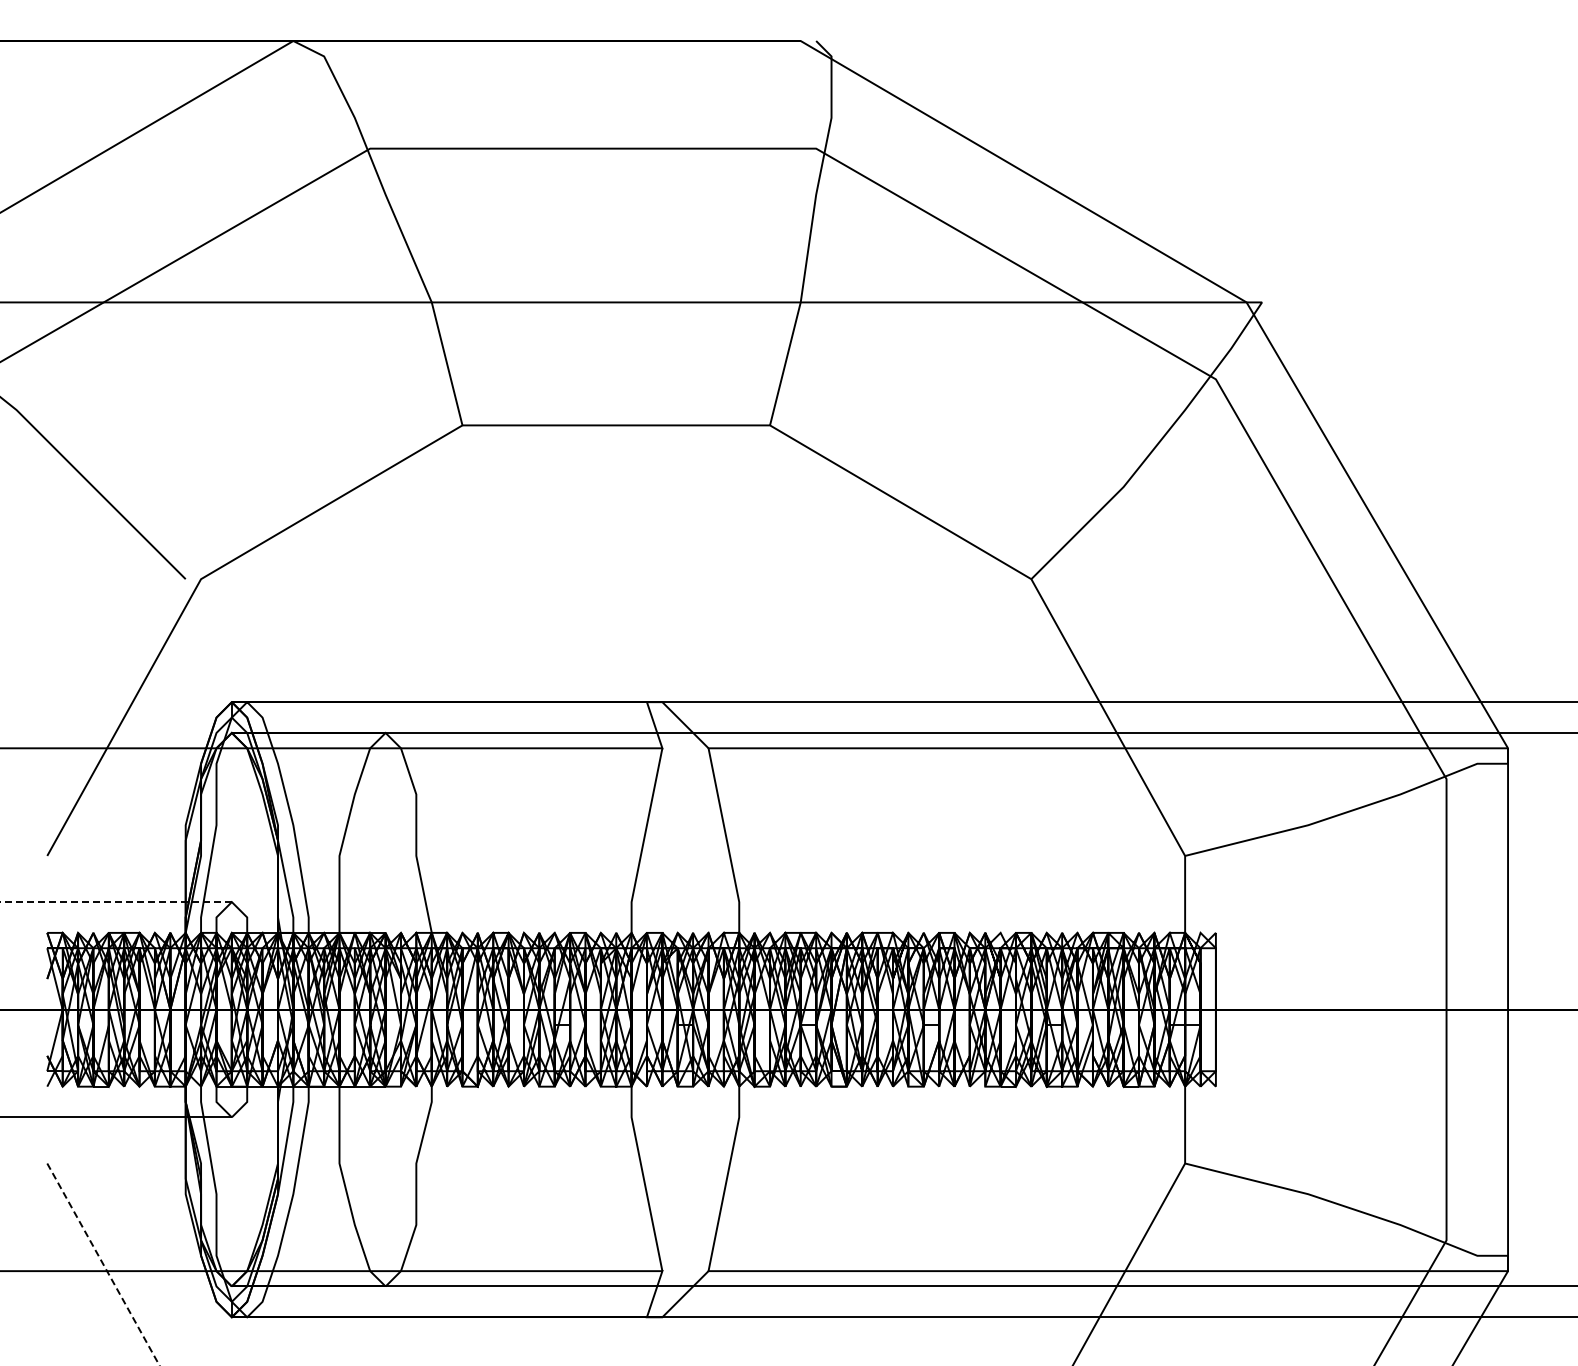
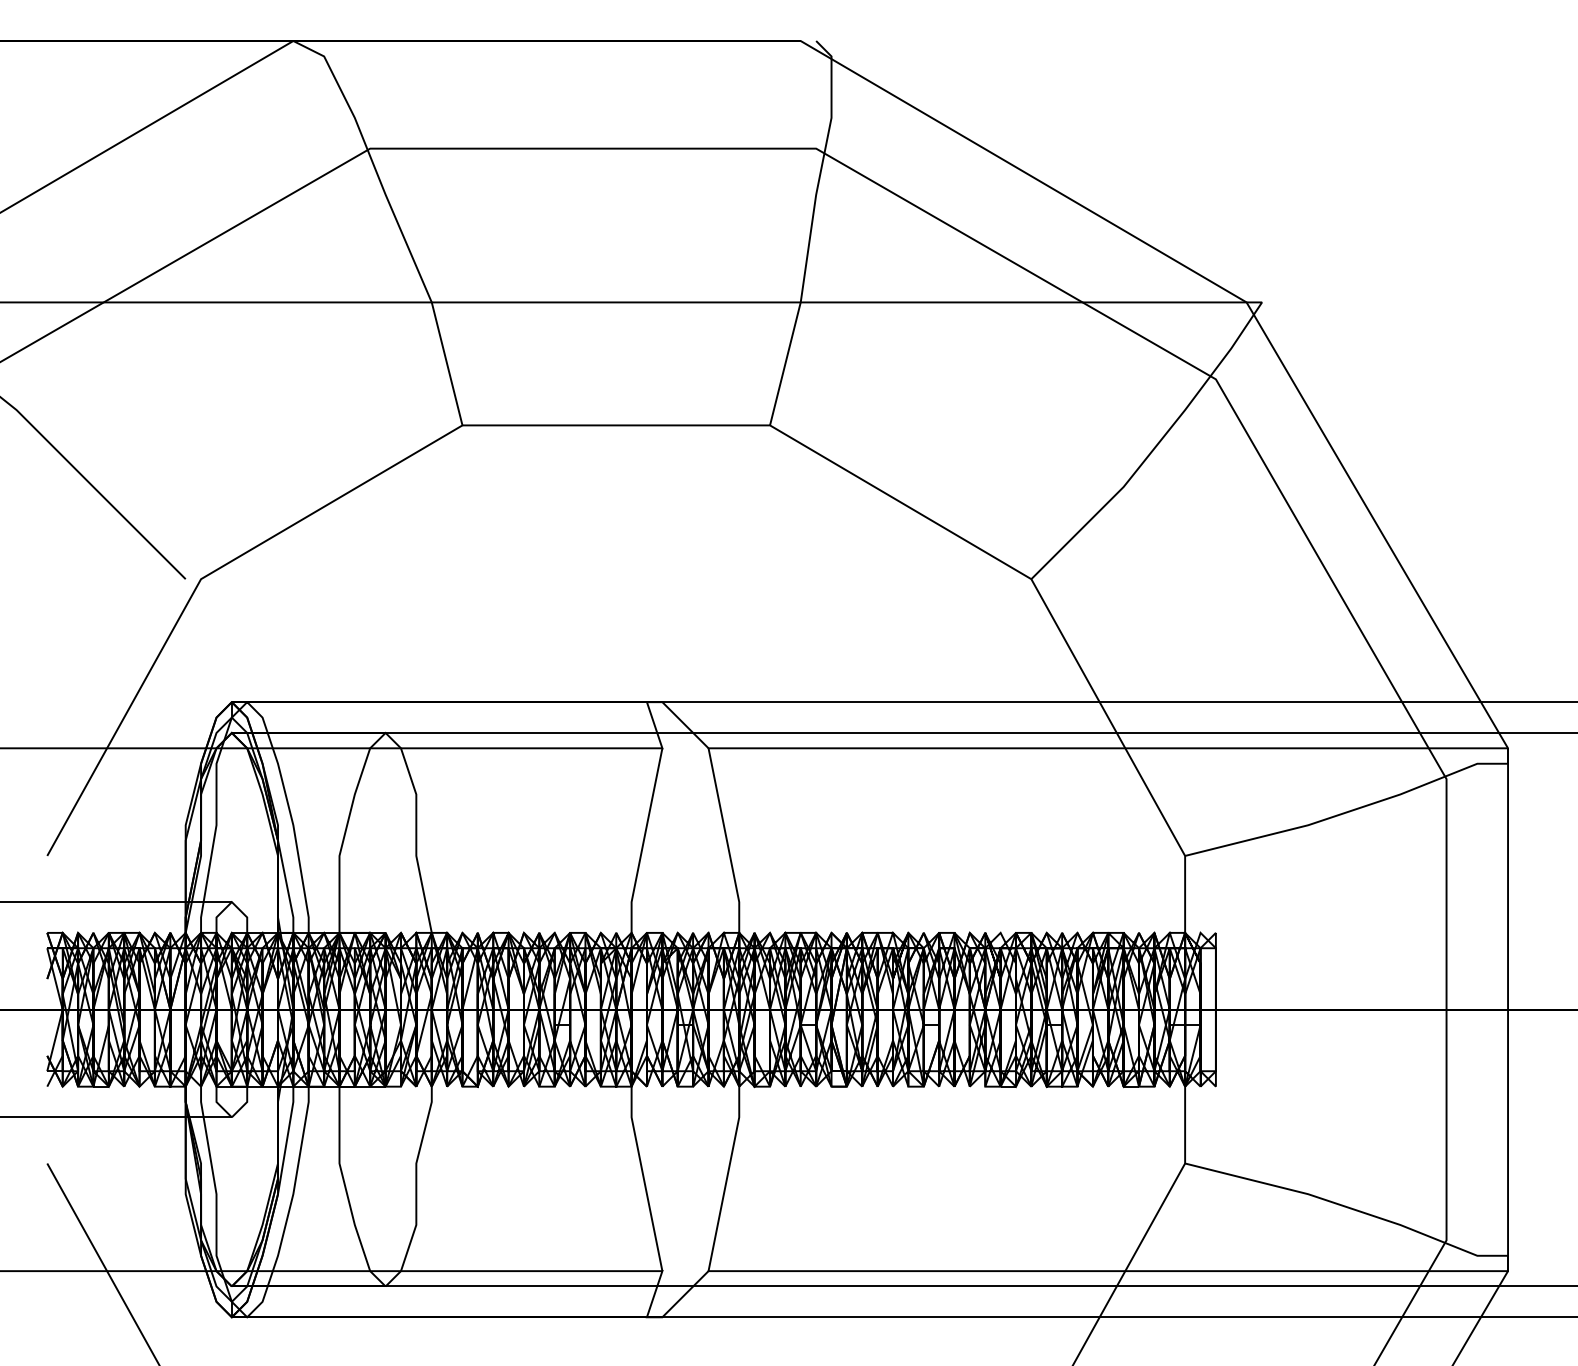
line: dashed -> solid (115, 902)
line: dashed -> solid (103, 1264)
